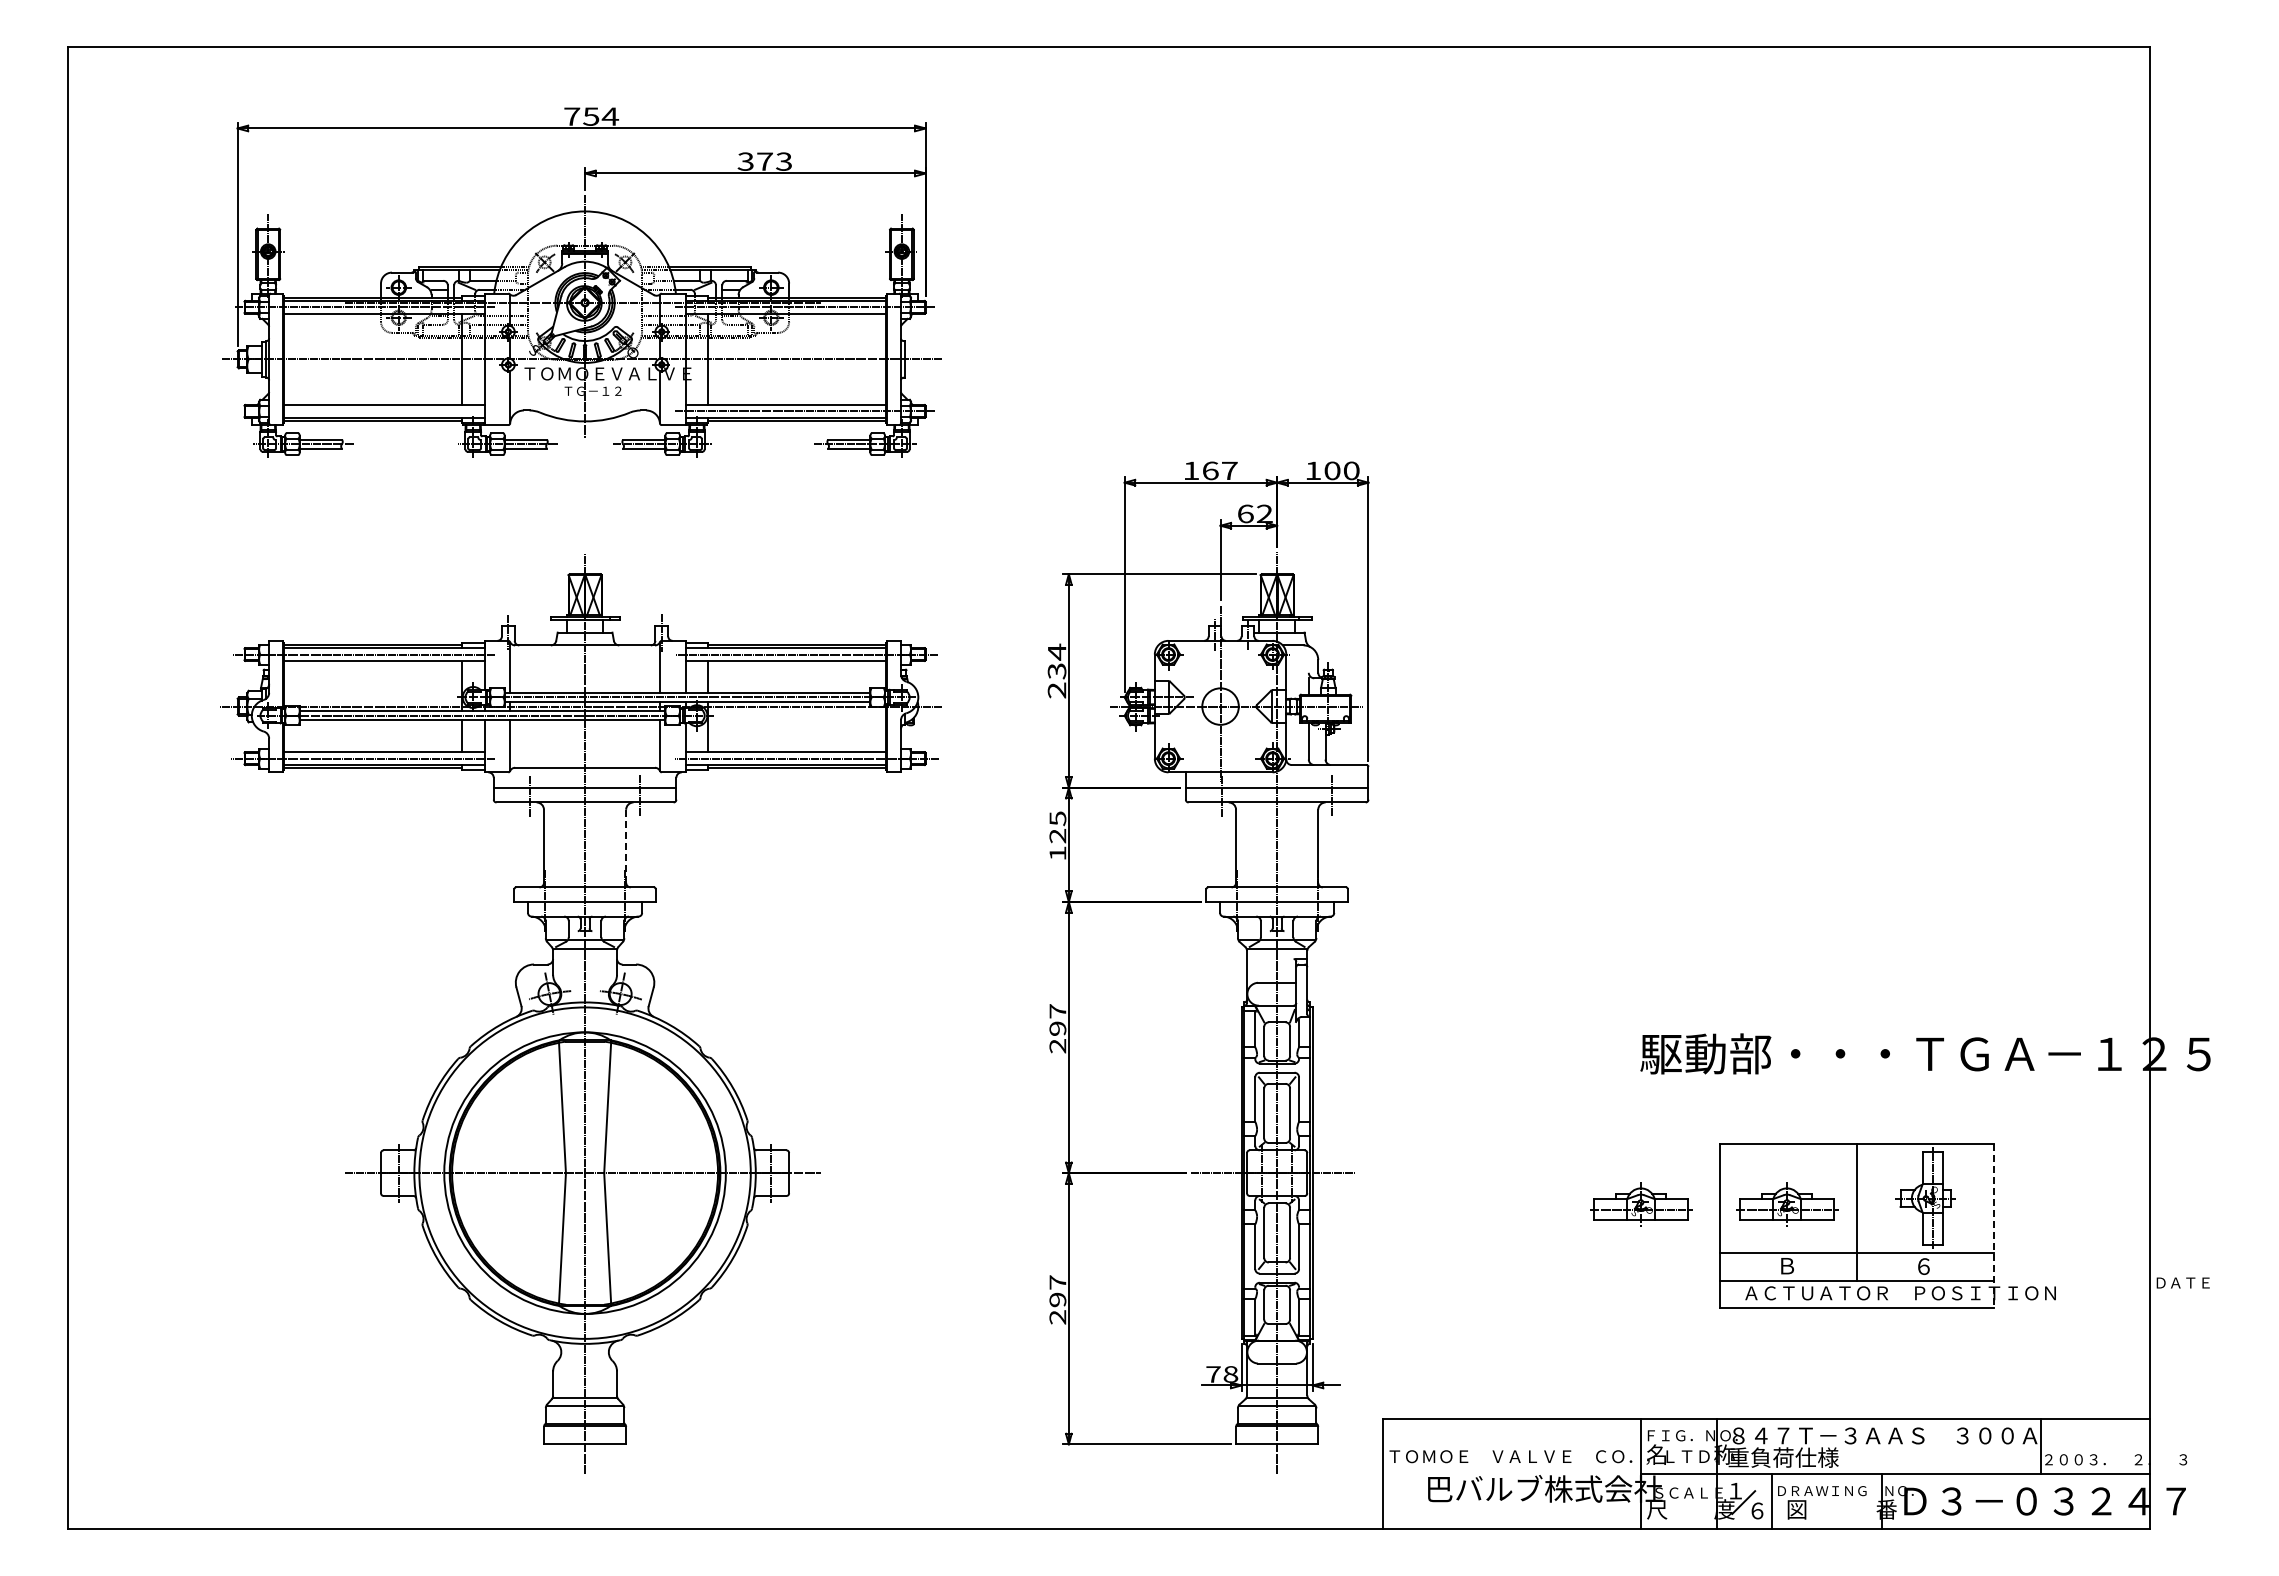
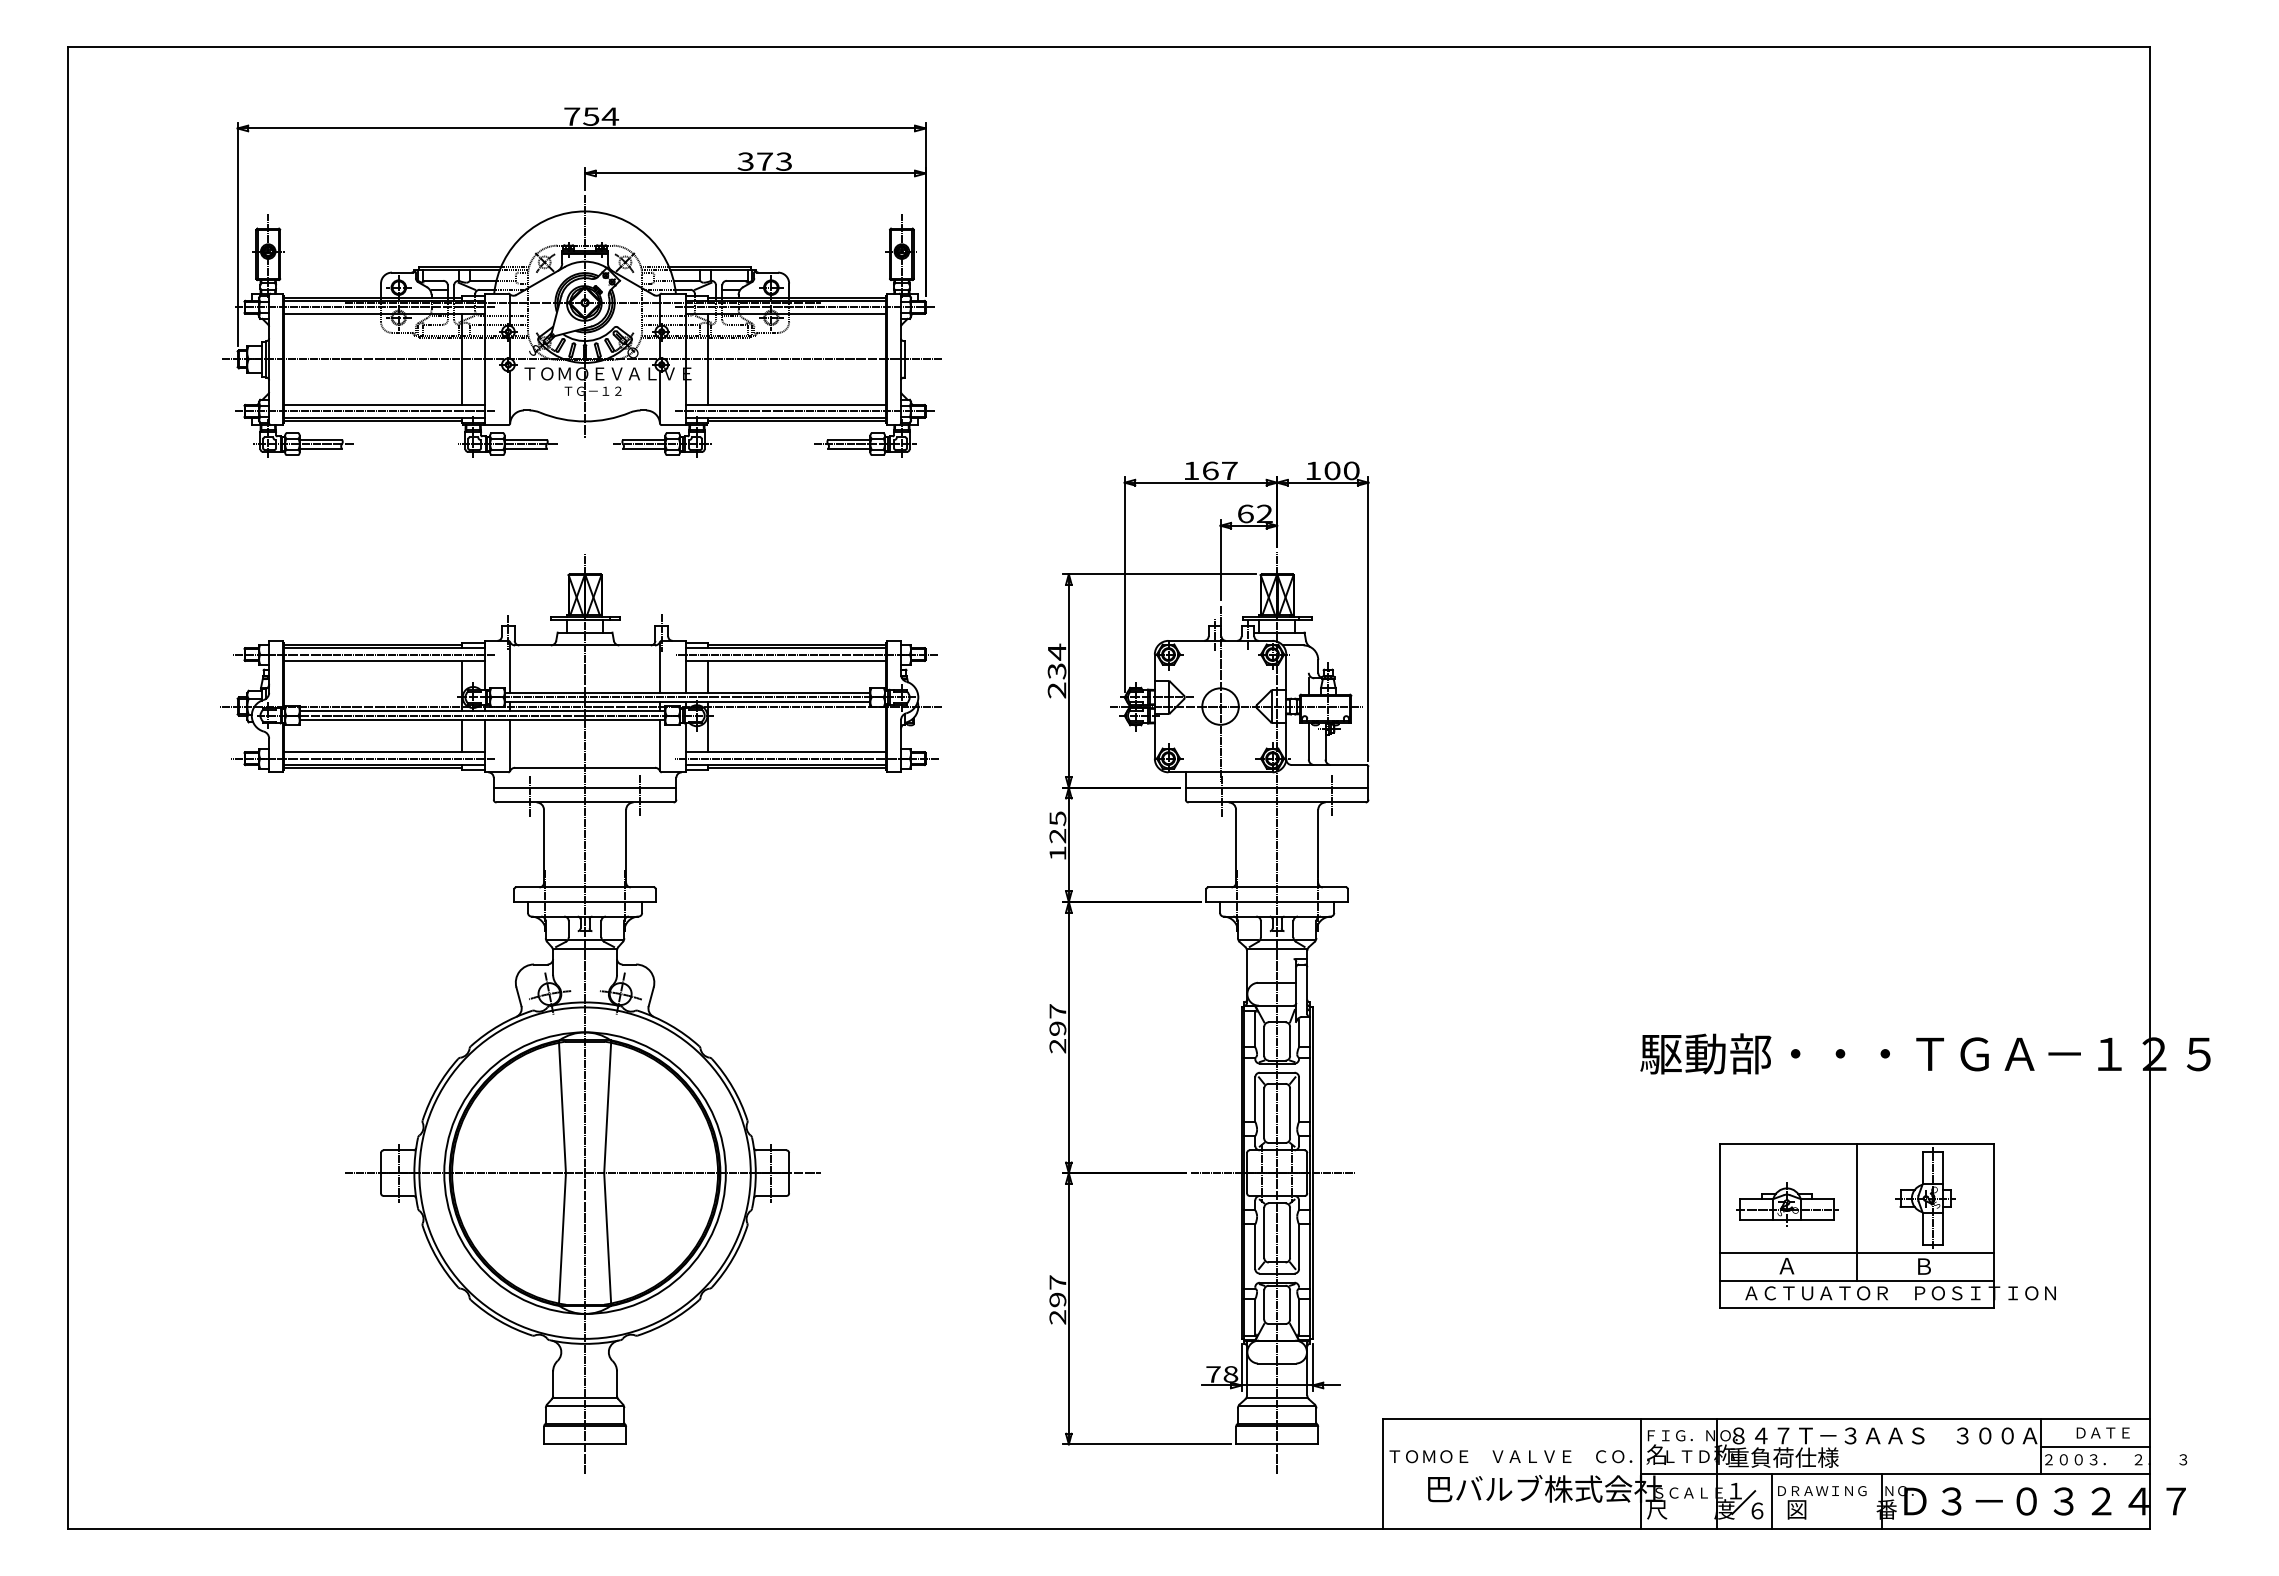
line: none -> present (364, 411)
line: dashed -> solid (626, 846)
part: present -> none (1641, 1204)
line: dashed -> solid (1994, 1226)
text: Ｂ -> Ａ (1786, 1266)
text: ６ -> Ｂ (1924, 1266)
text position: (2182, 1282) -> (2102, 1432) (2102, 1432)
line: none -> present (2095, 1446)
